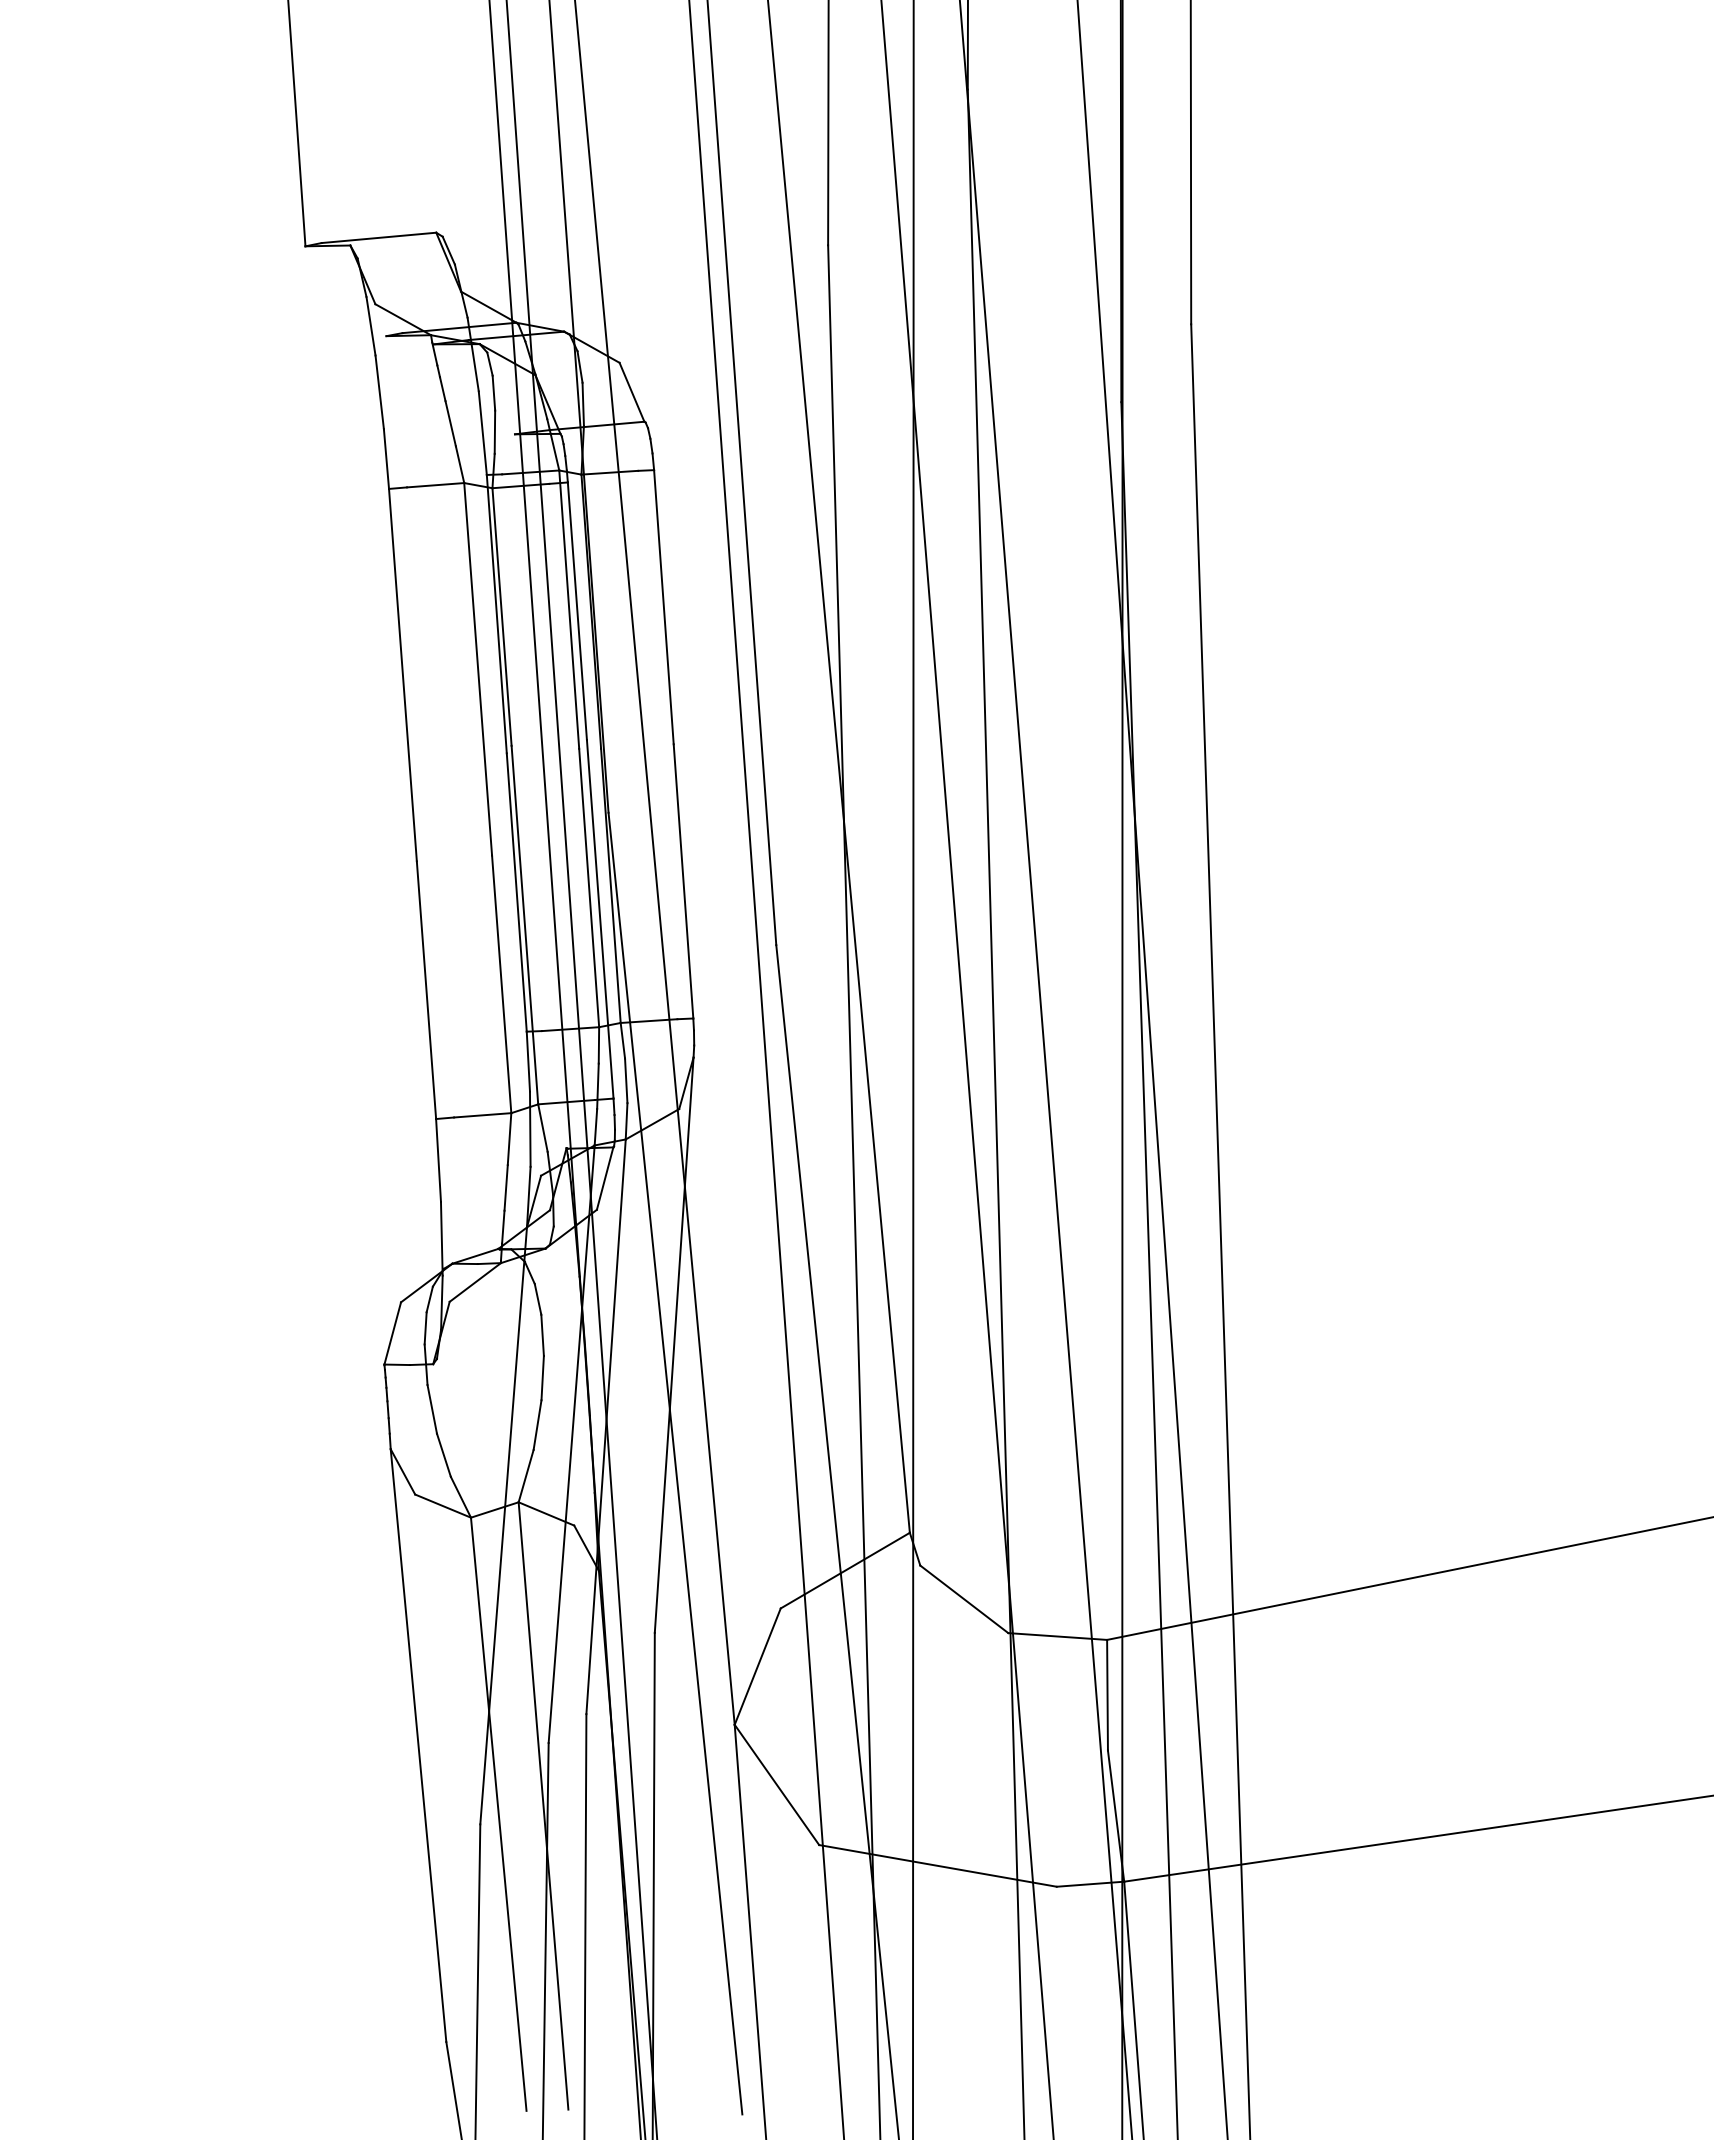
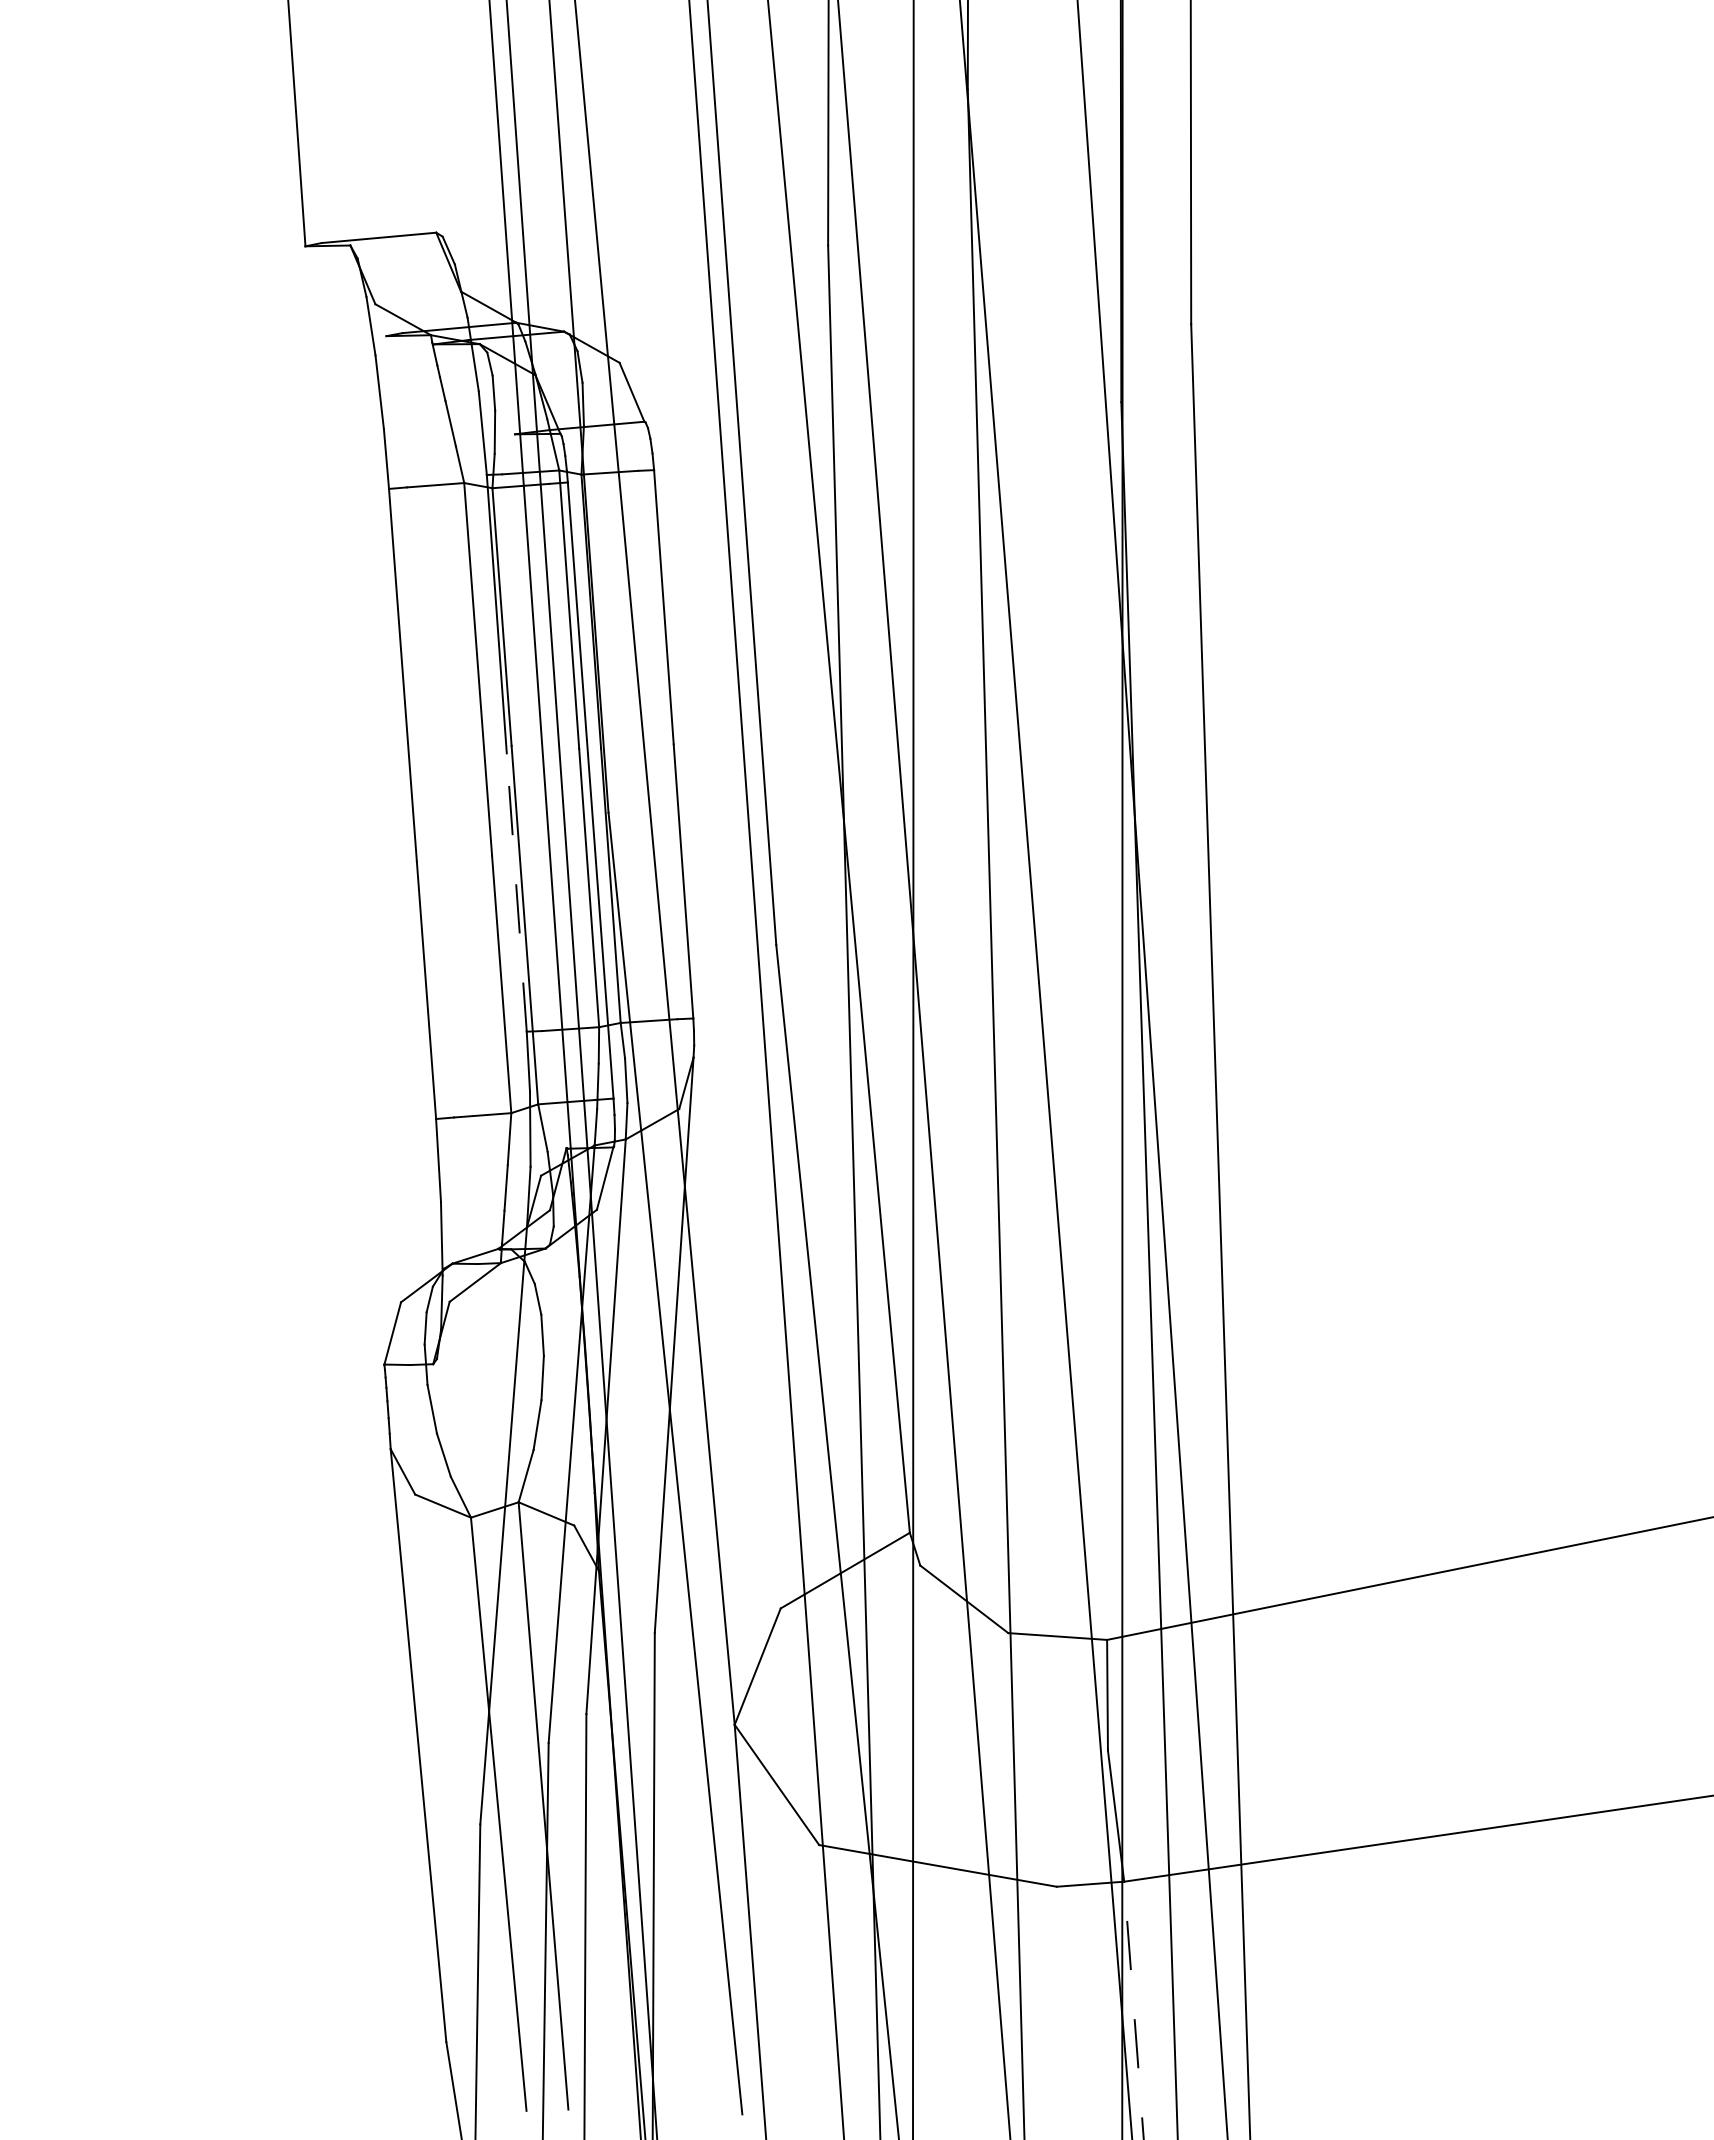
line: solid -> dashed (516, 892)
line position: (967, 1069) -> (924, 1069) (924, 1069)
line: solid -> dashed (1133, 2010)
